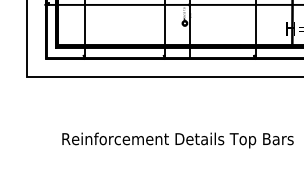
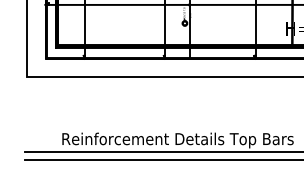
line: none -> present (162, 151)
line: none -> present (162, 159)
